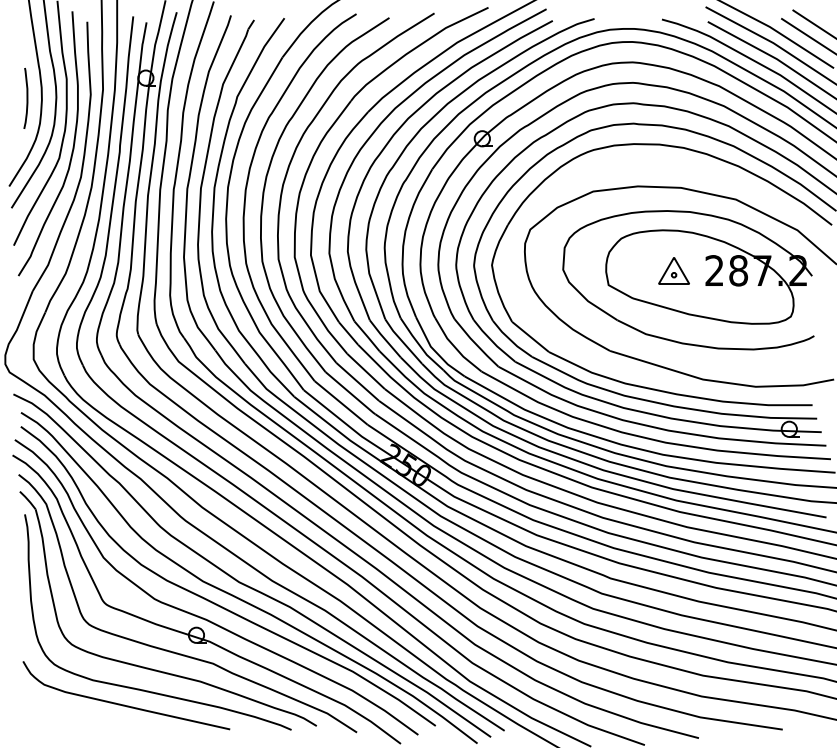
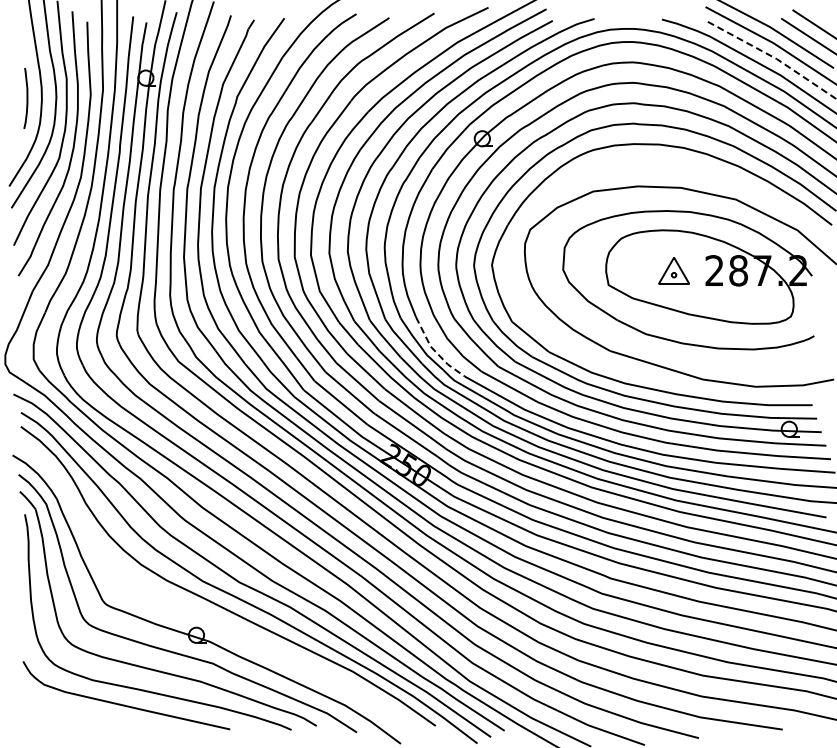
line: solid -> dashed (774, 57)
line: solid -> dashed (435, 351)
curve: present -> none (206, 618)
